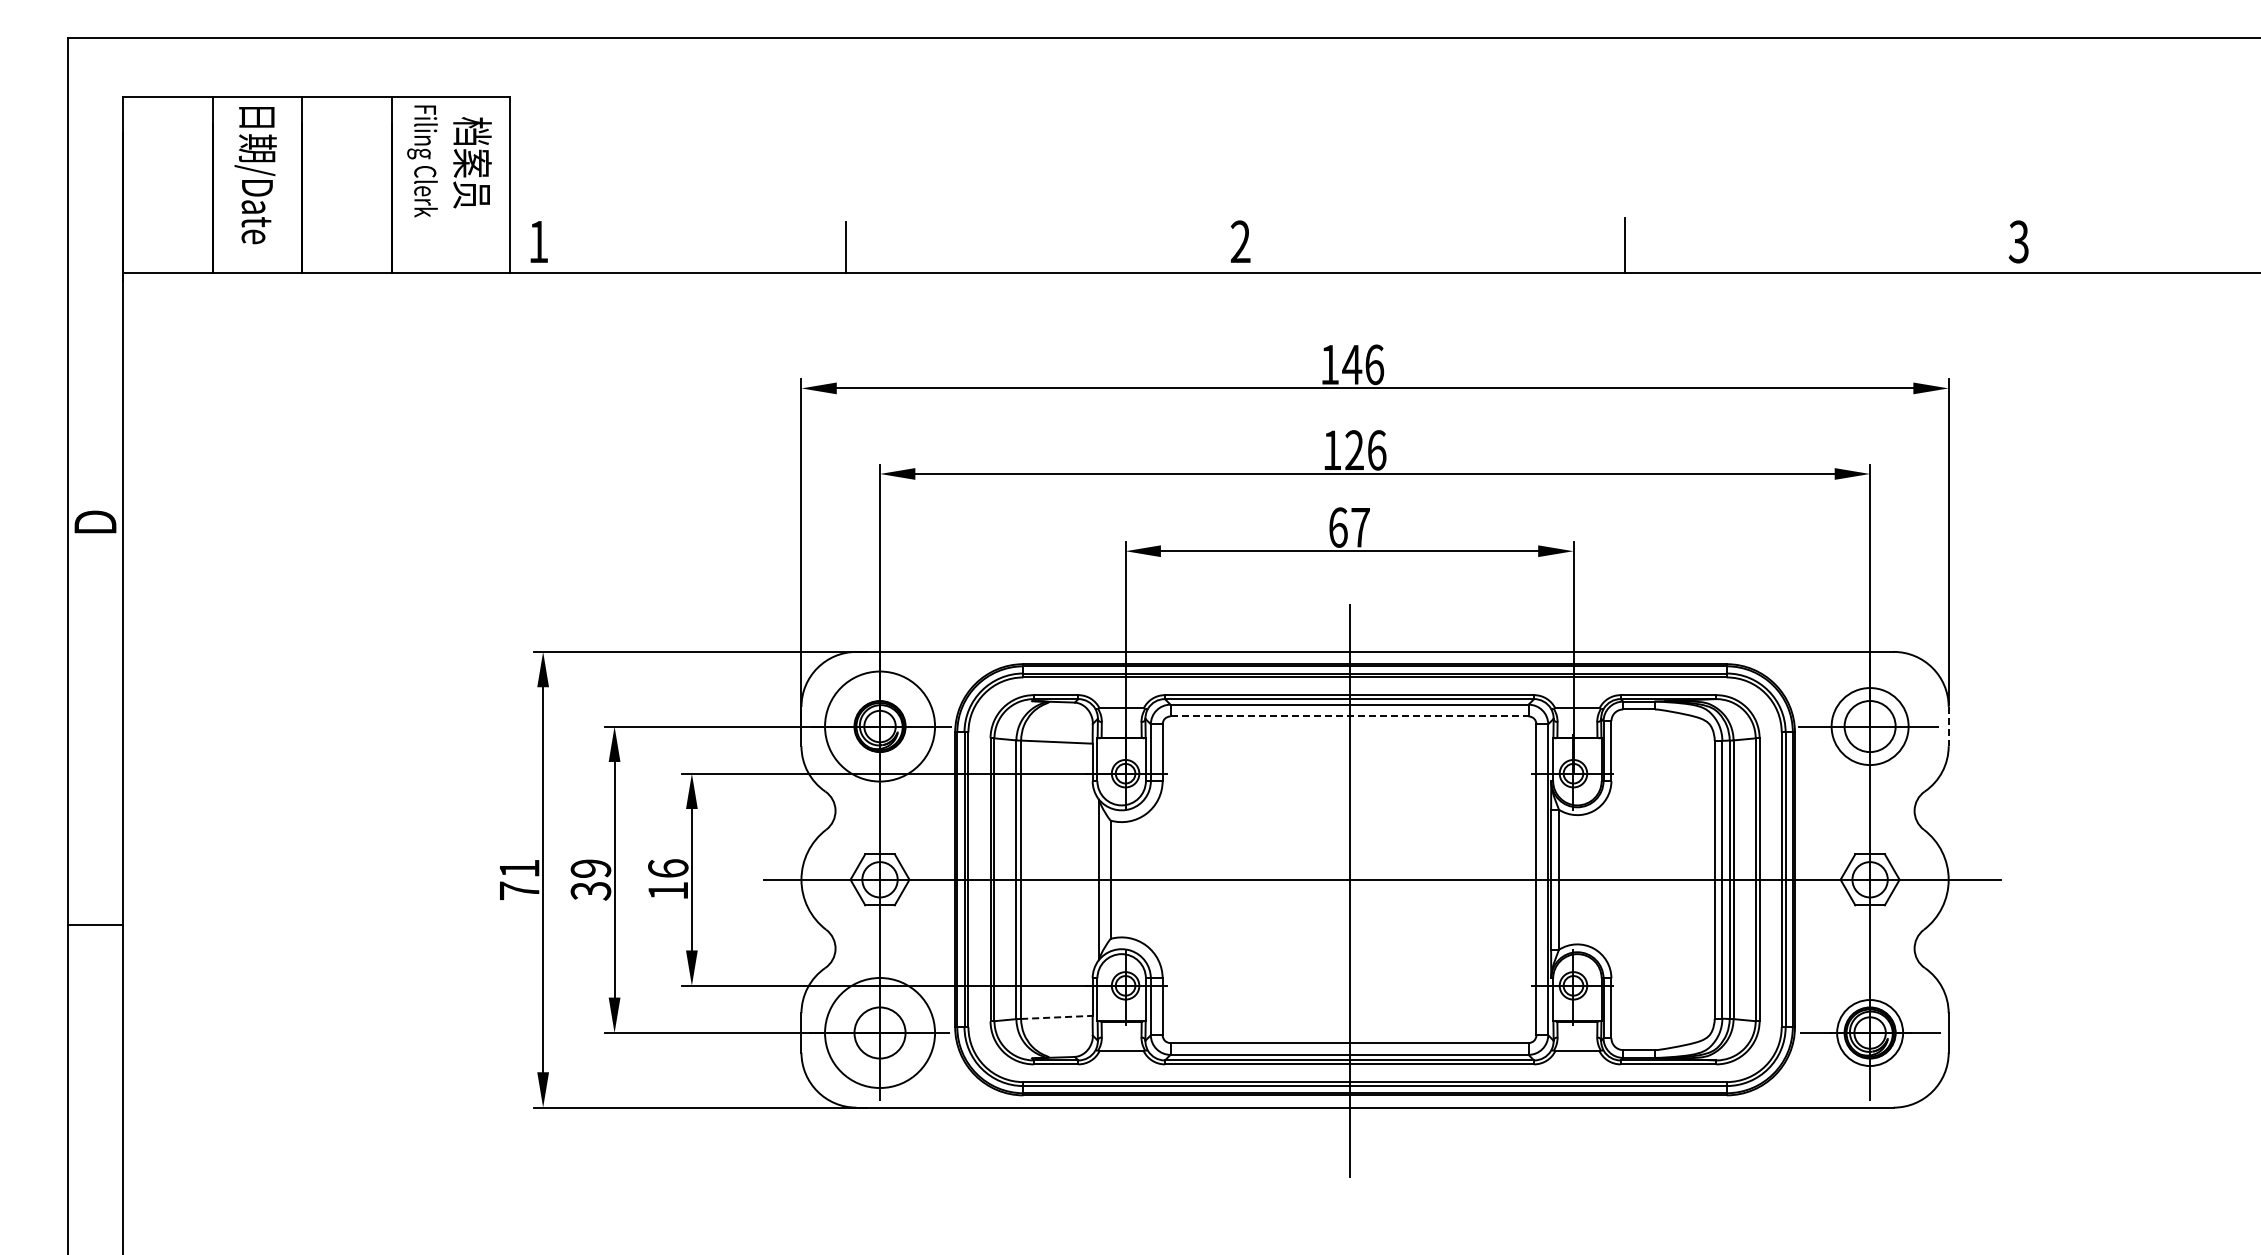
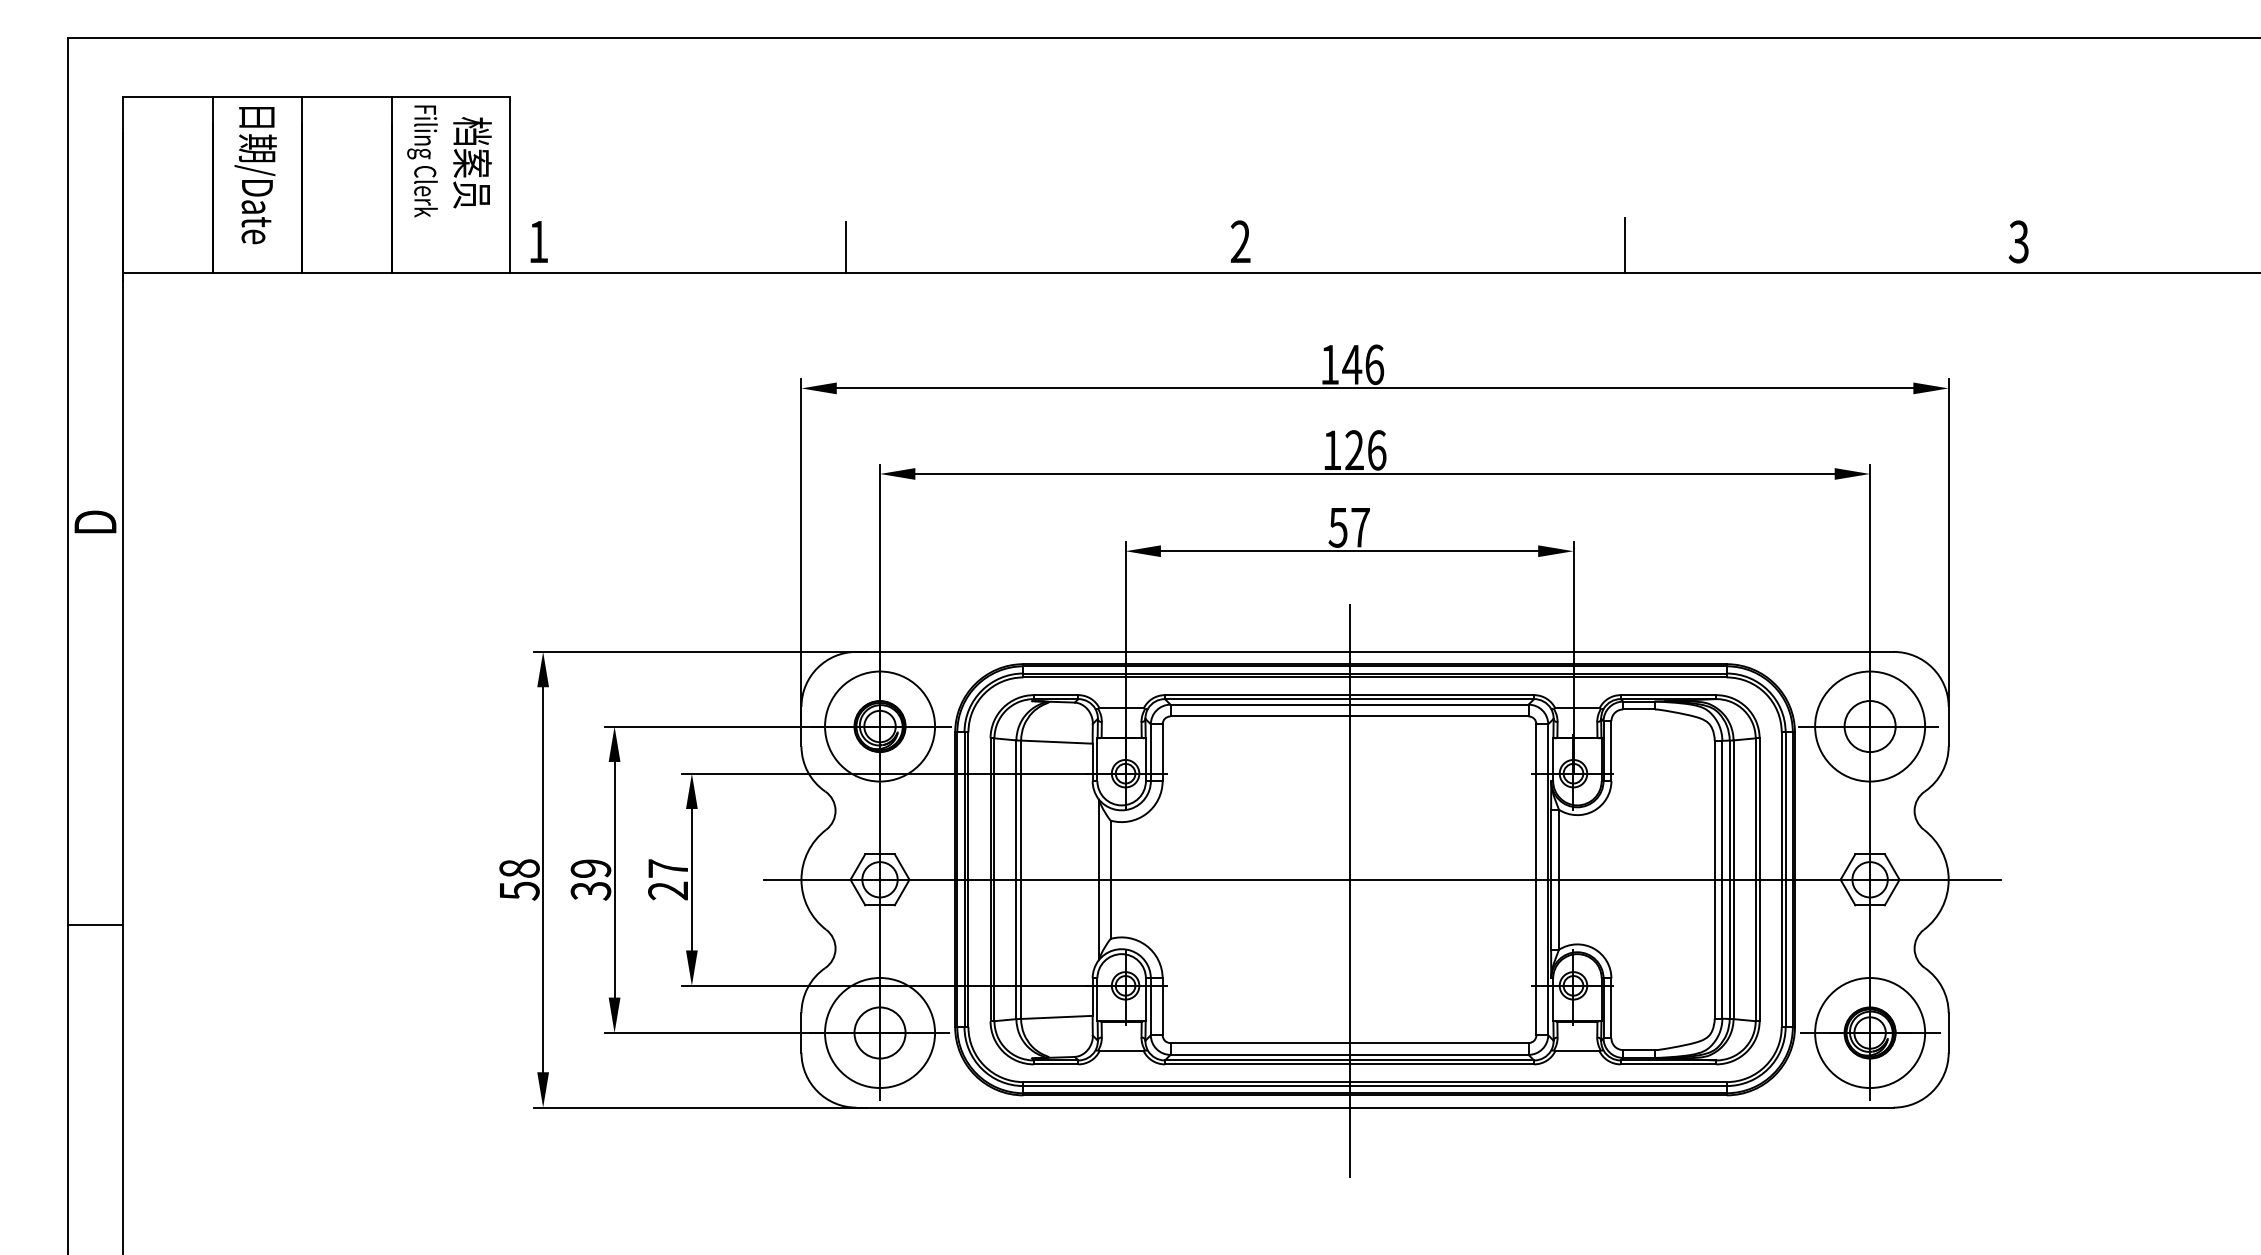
text: 67 -> 57 (1337, 527)
line: dashed -> solid (1350, 716)
circle diameter: 77 px -> 110 px (1870, 726)
line: dashed -> solid (1948, 726)
text: 71 -> 58 (519, 879)
text: 16 -> 27 (668, 879)
line: dashed -> solid (1056, 1017)
circle diameter: 66 px -> 110 px (1870, 1033)
